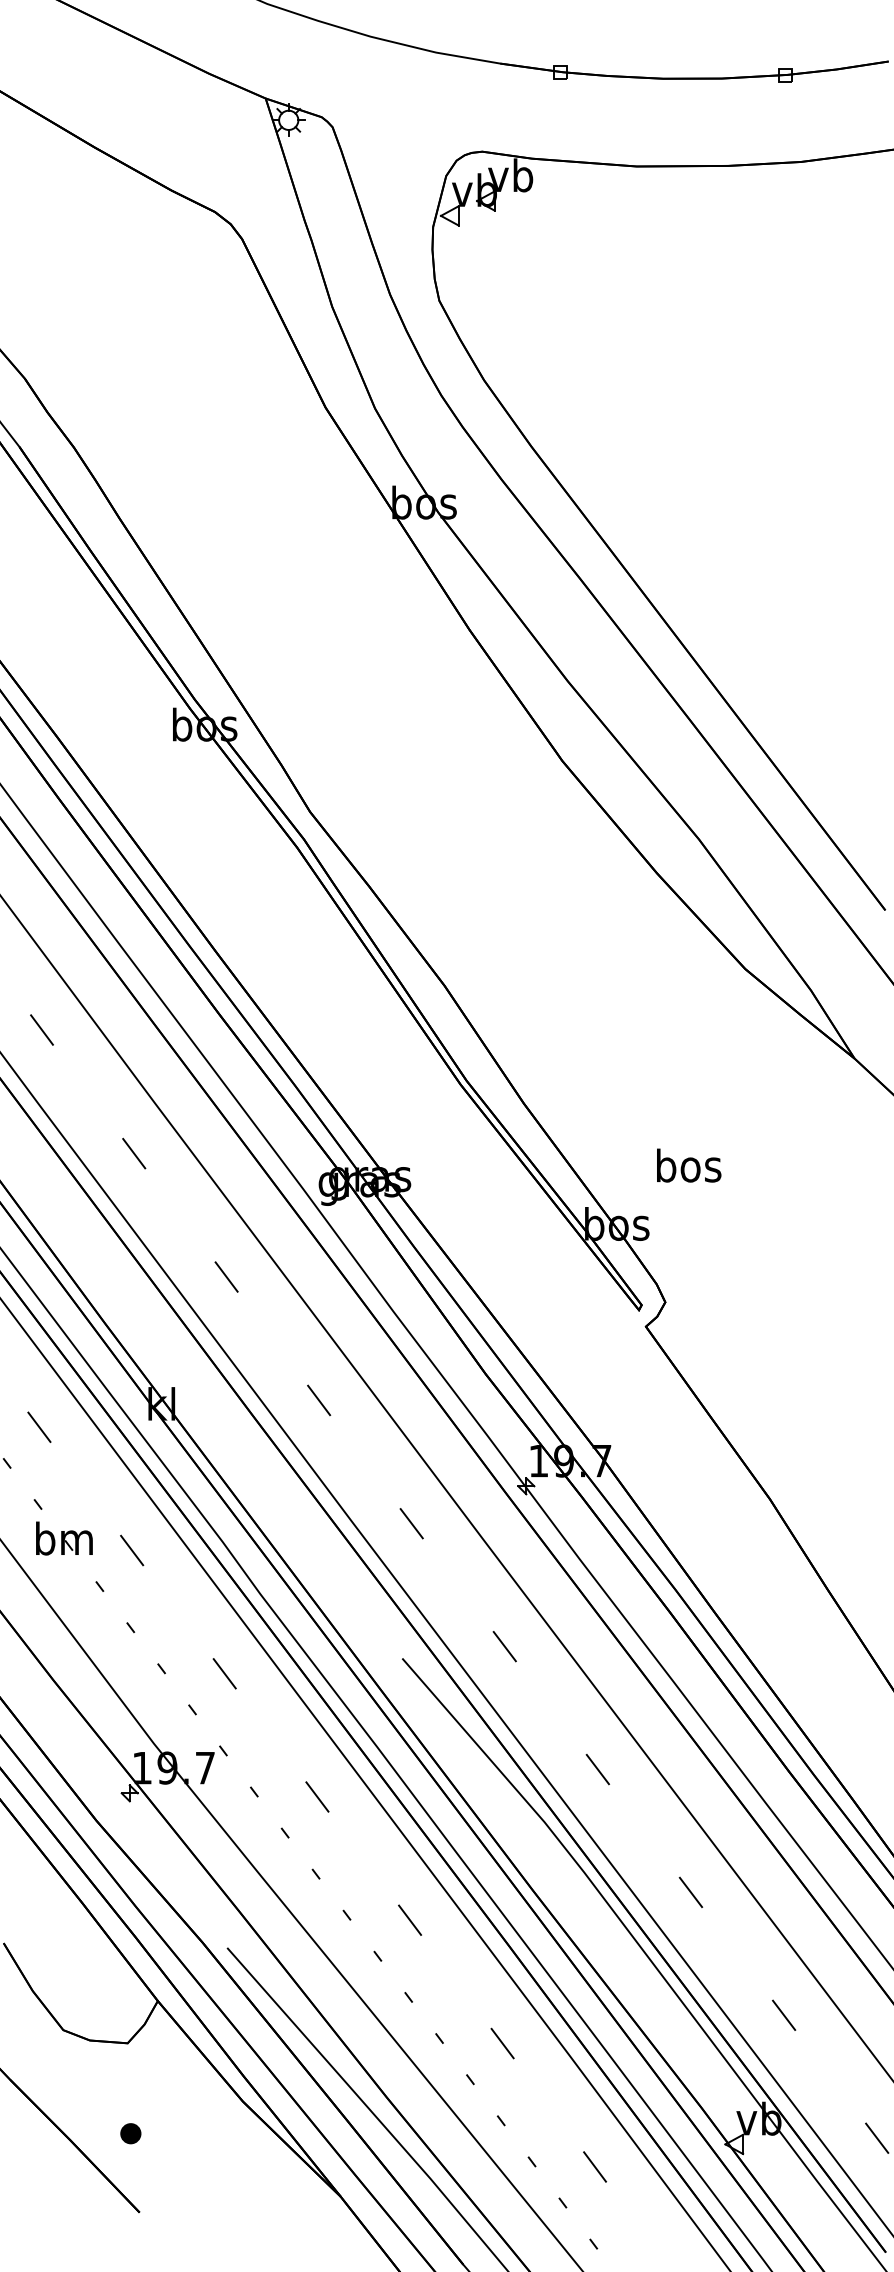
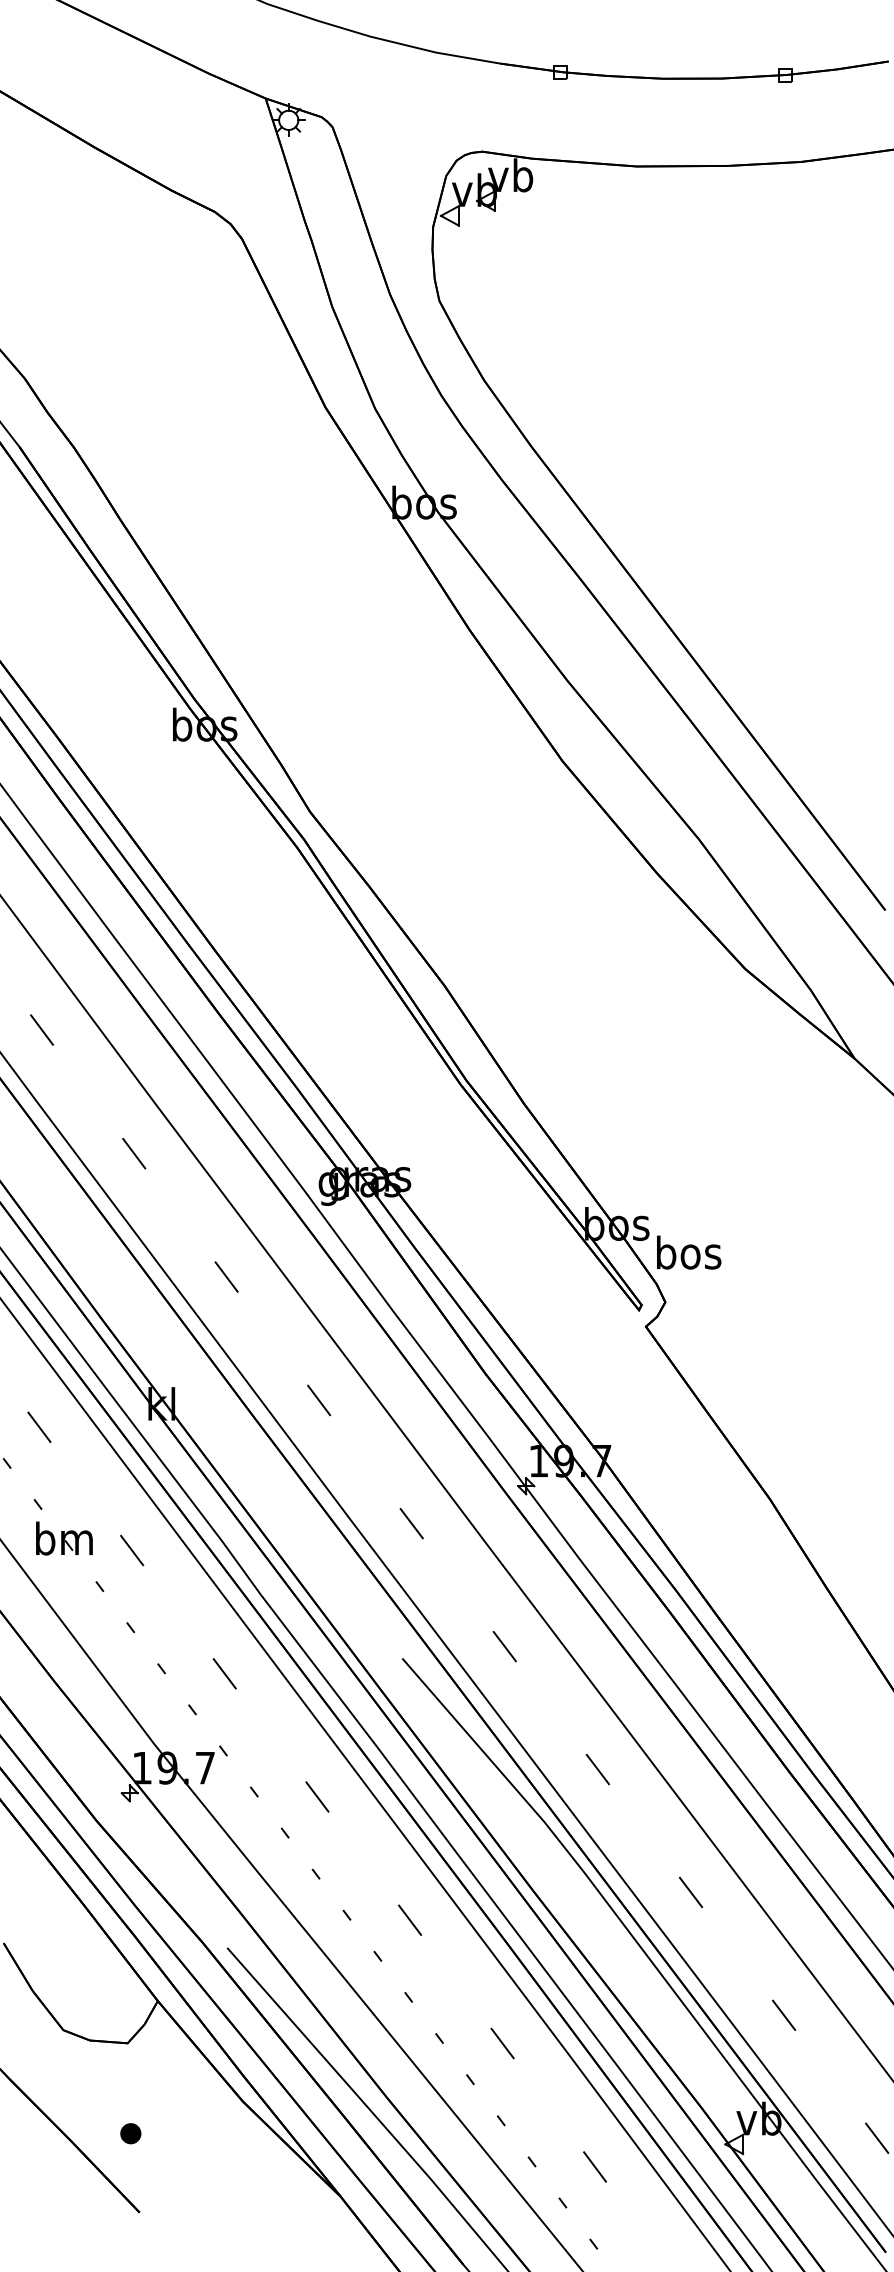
text position: (689, 1165) -> (689, 1252) (689, 1252)
